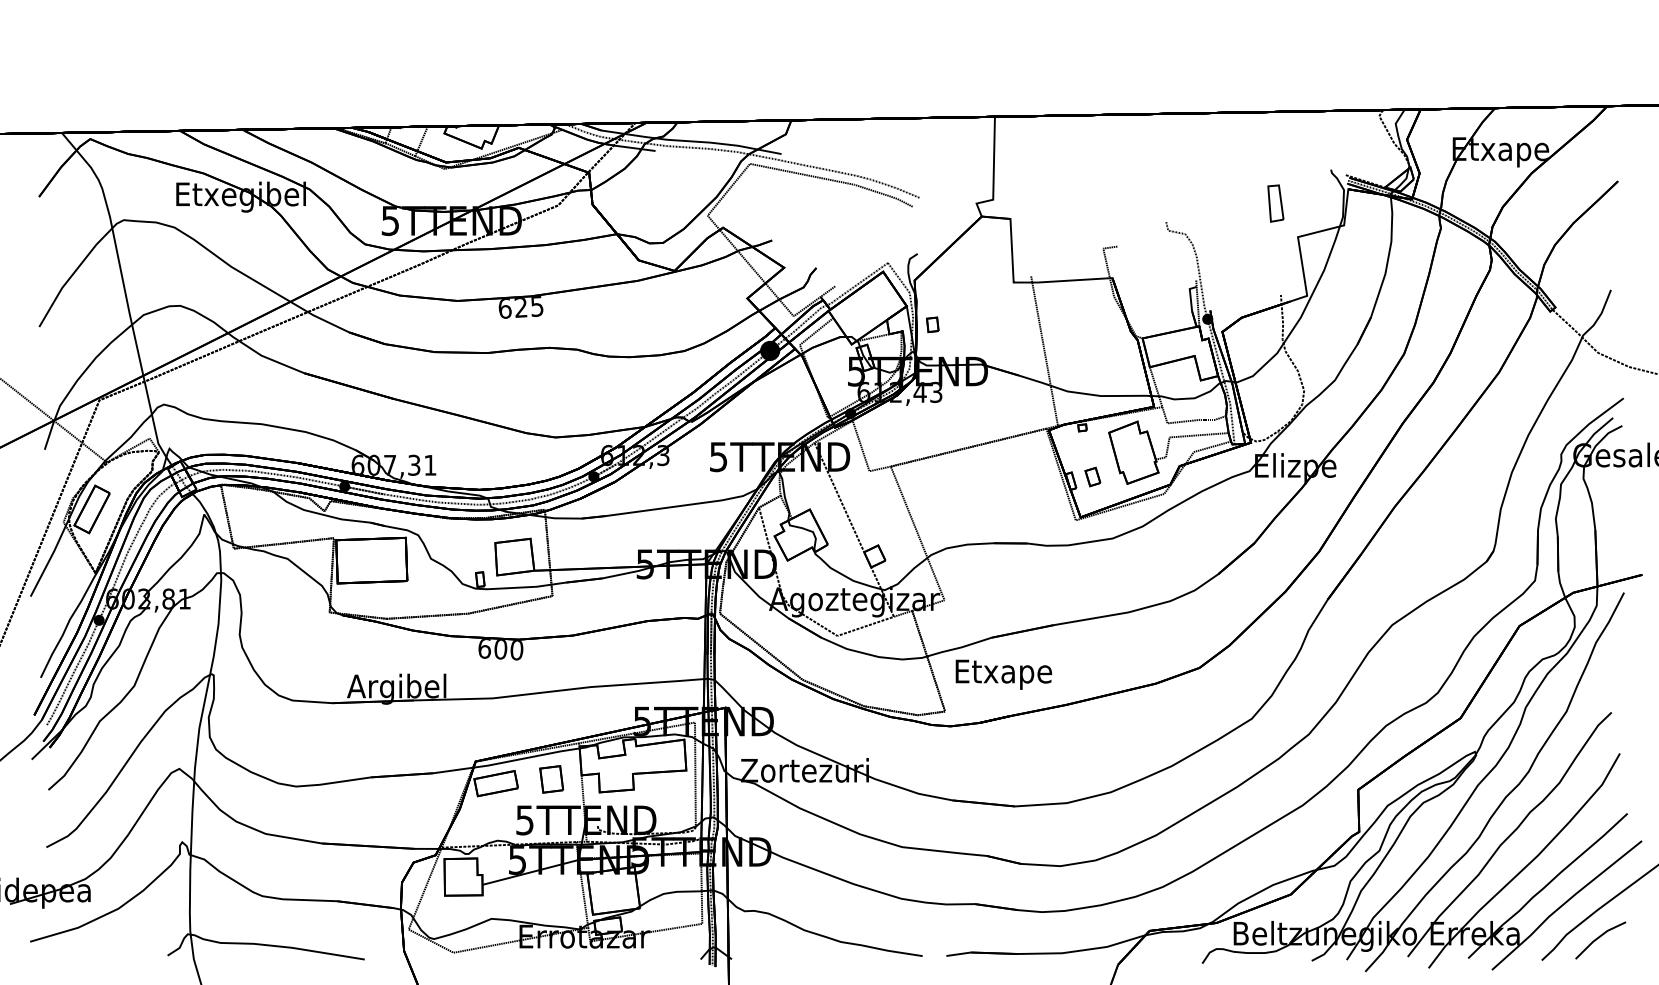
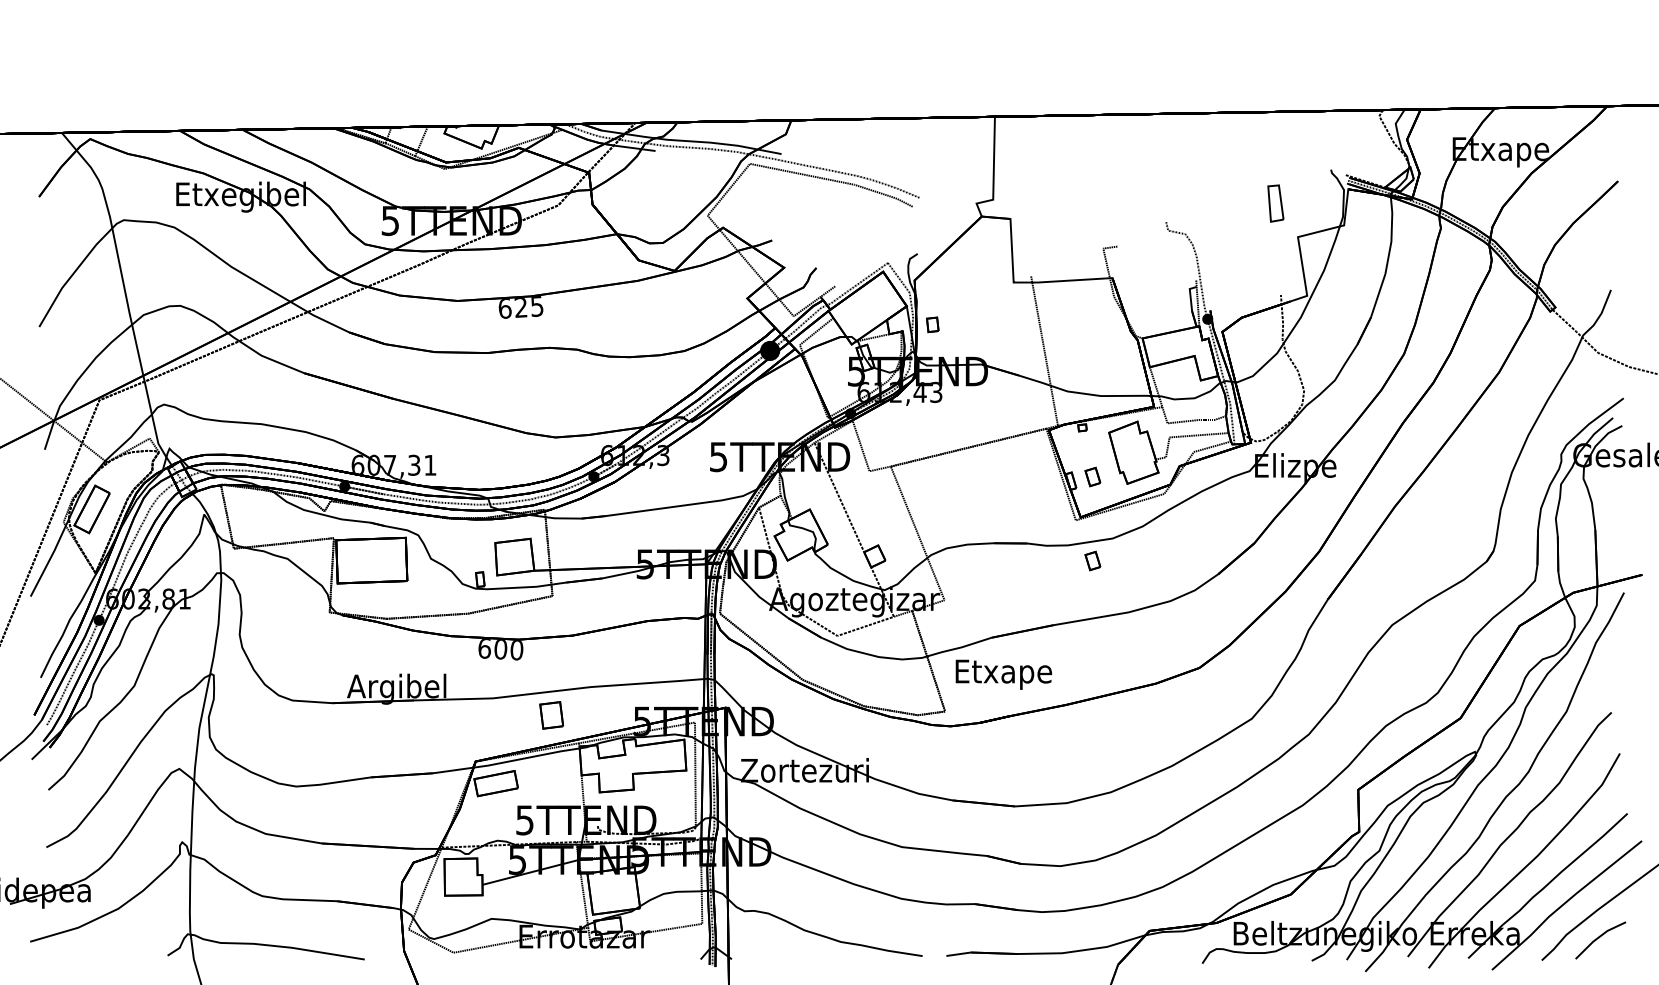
part: none -> present (1092, 560)
part position: (551, 779) -> (551, 715) (551, 715)
